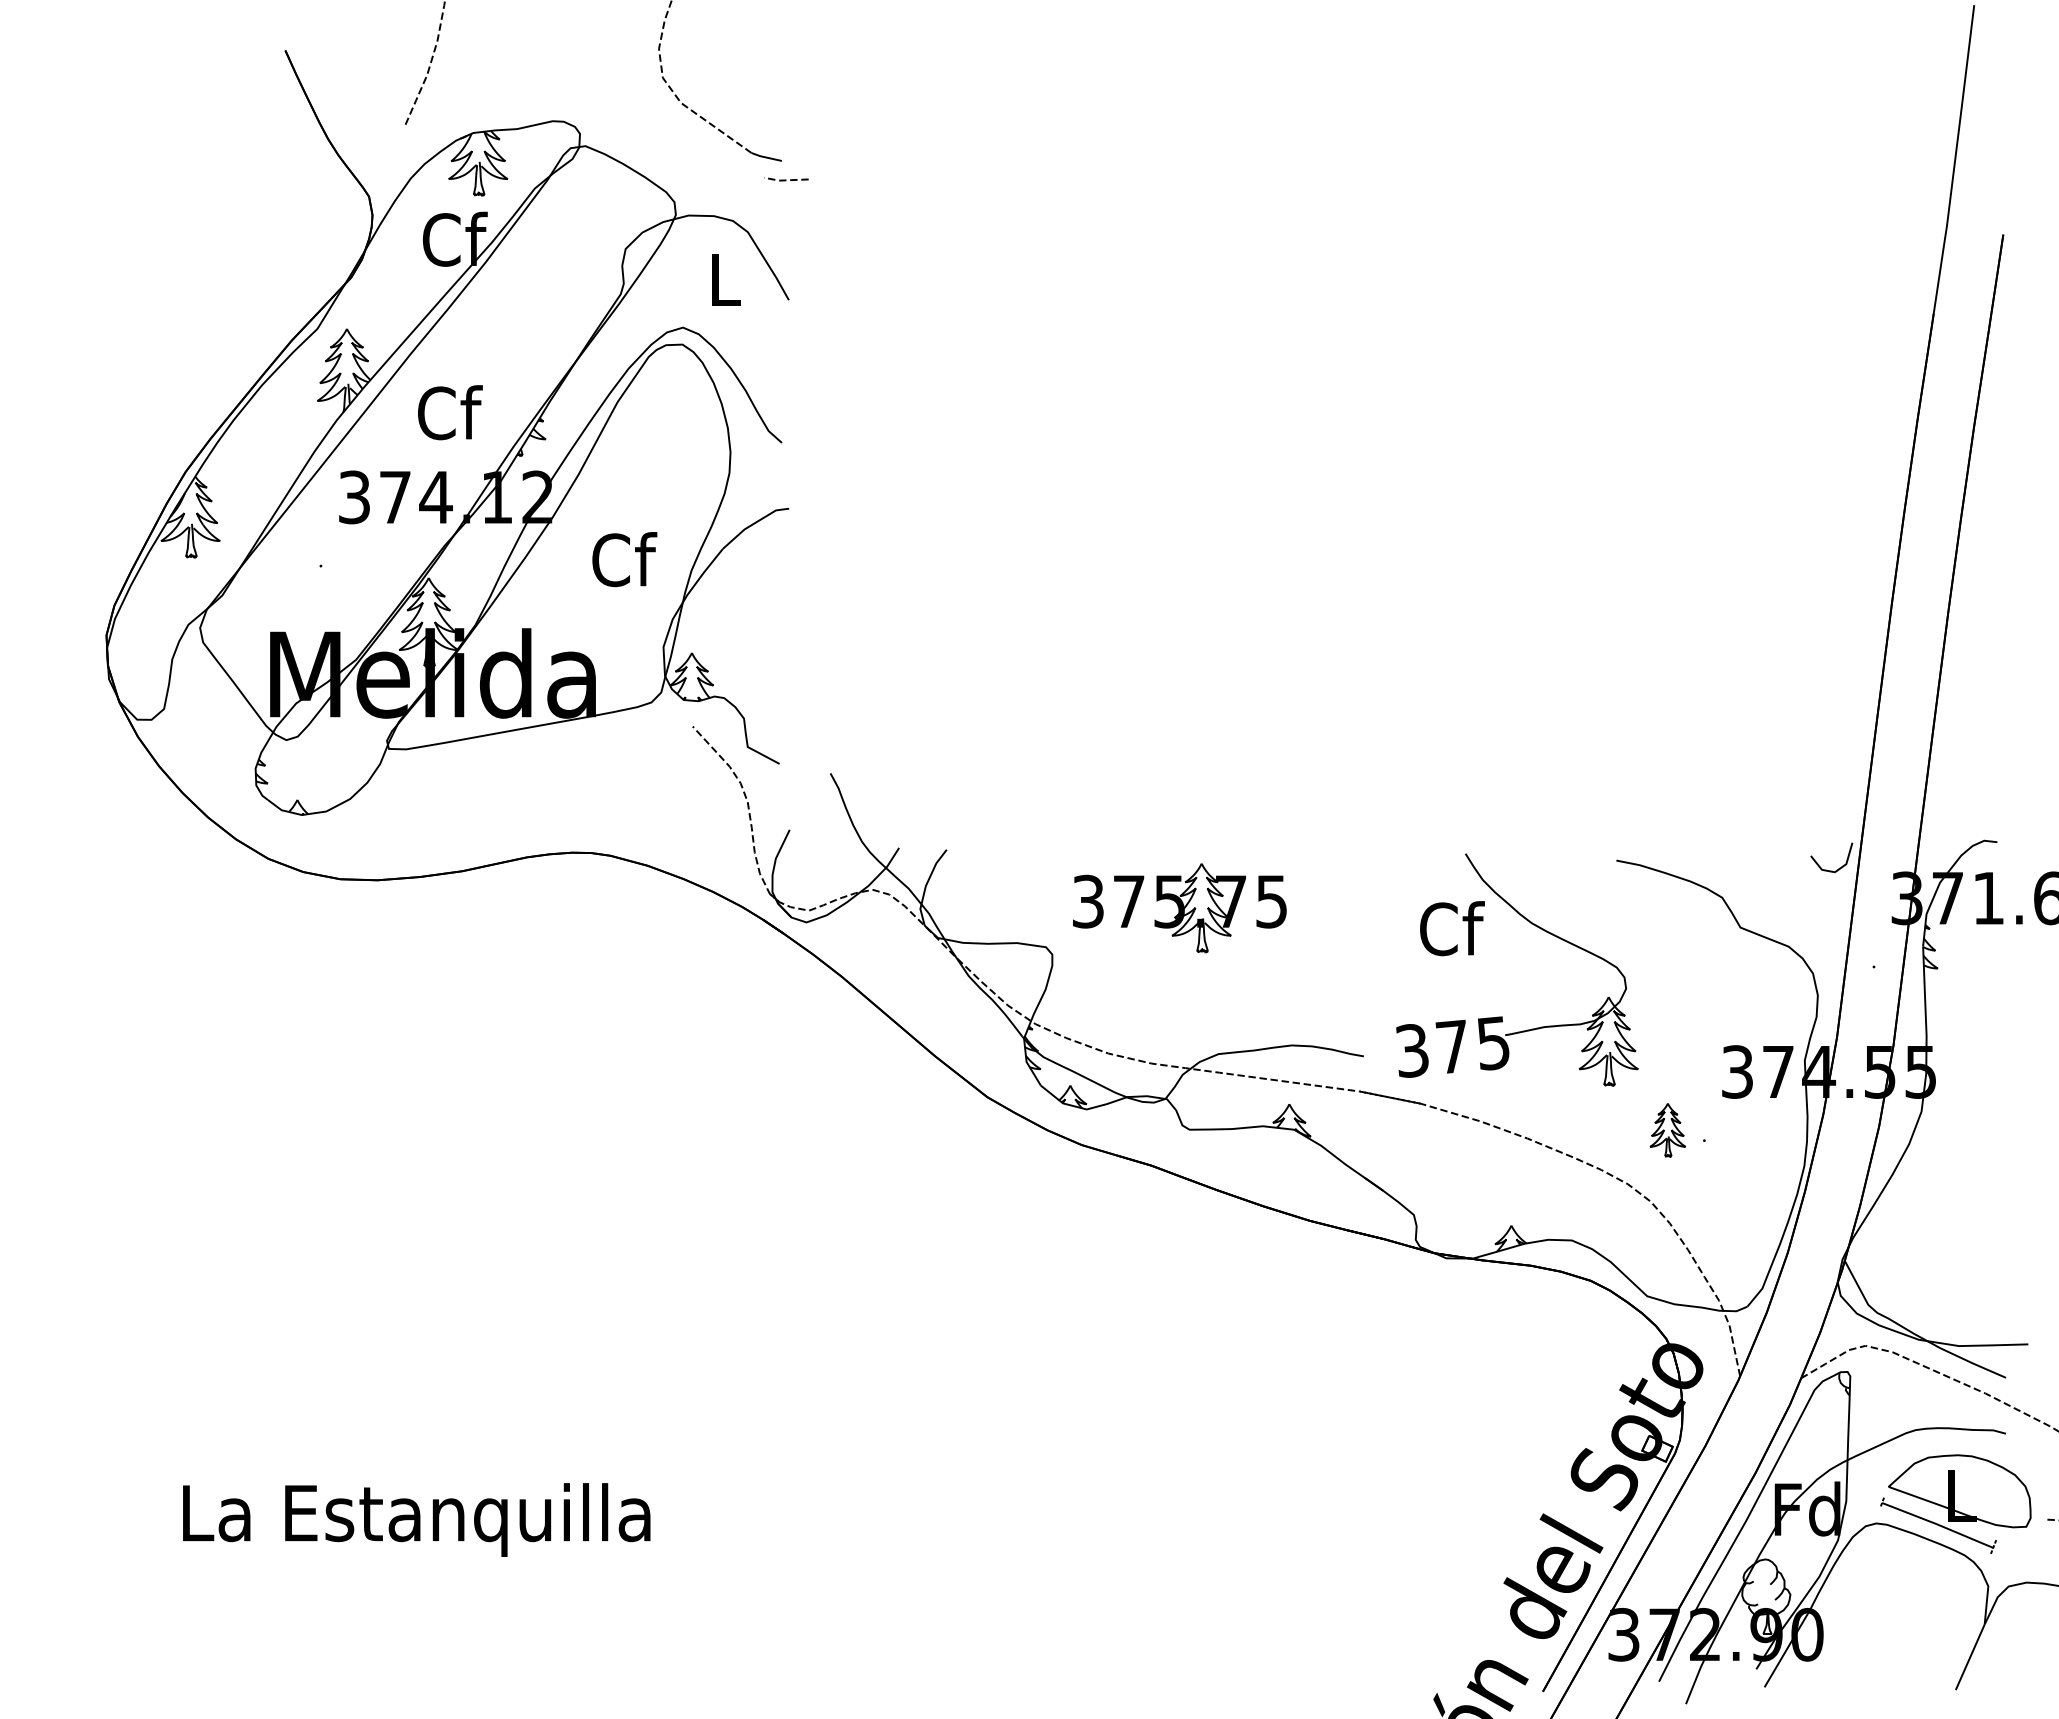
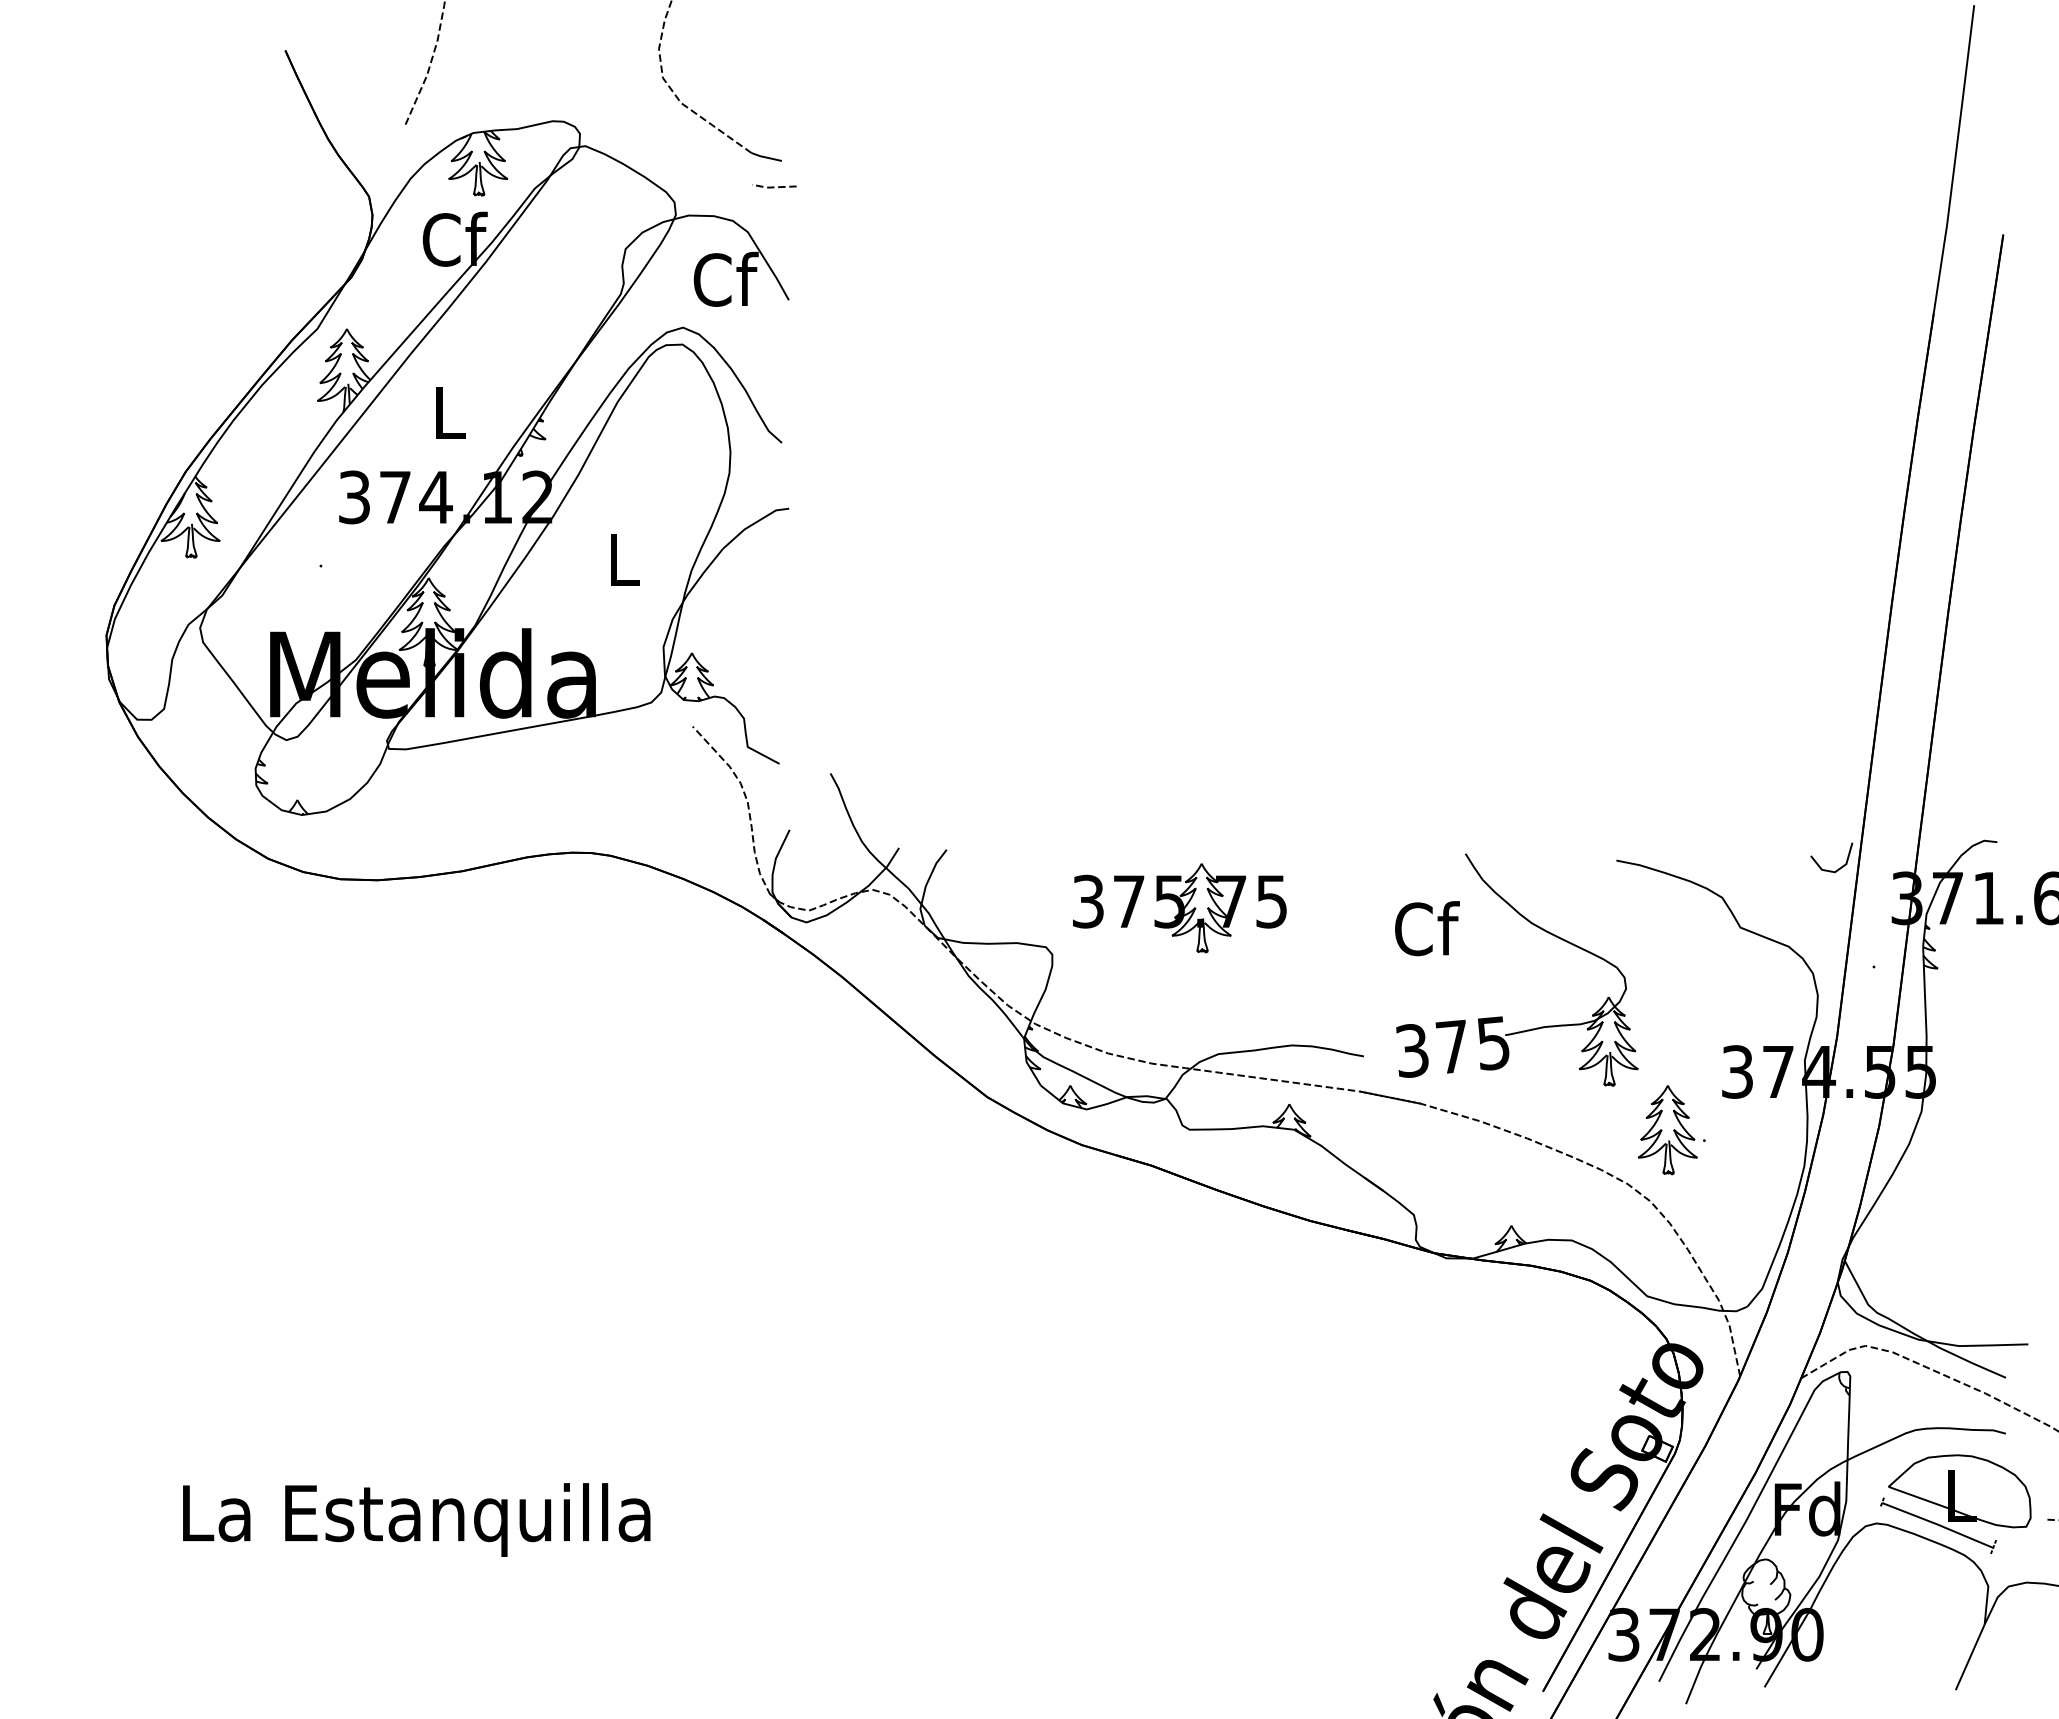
line position: (786, 179) -> (774, 186) (774, 186)
text: L -> Cf (725, 278)
text: Cf -> L (450, 412)
text: Cf -> L (624, 559)
text position: (1452, 928) -> (1427, 928) (1427, 928)
part size: 37x55 px -> 60x91 px (1667, 1130)
